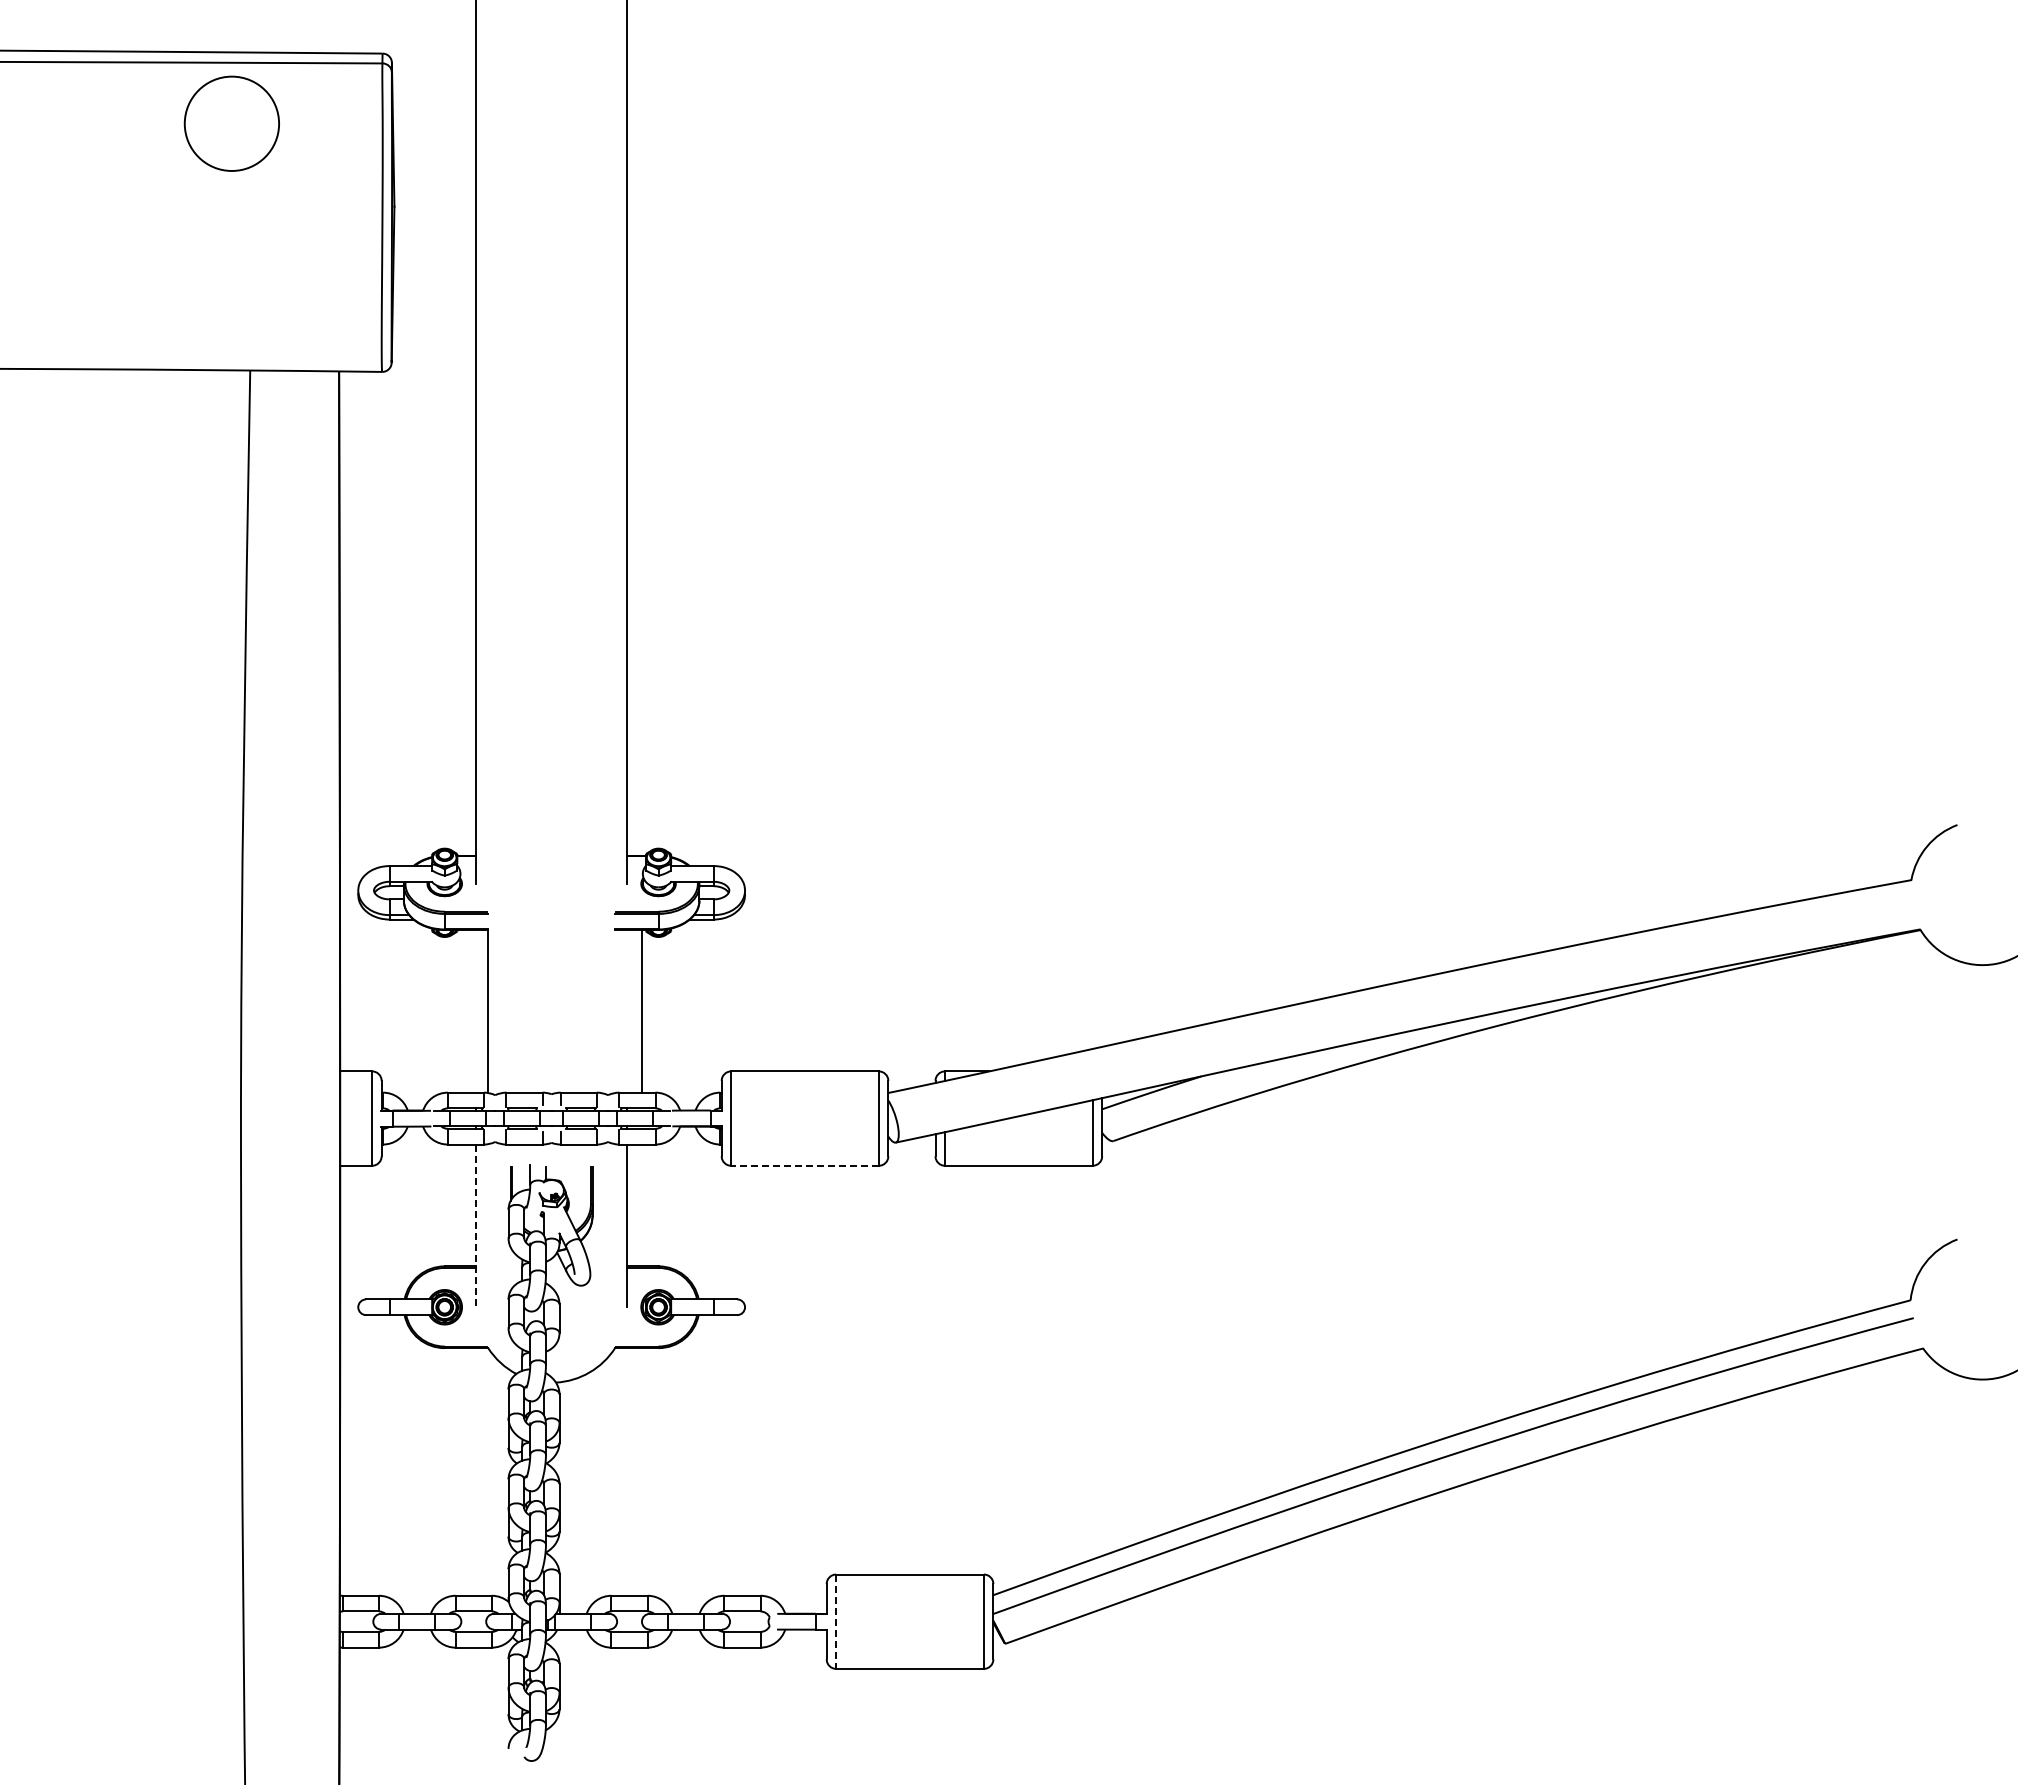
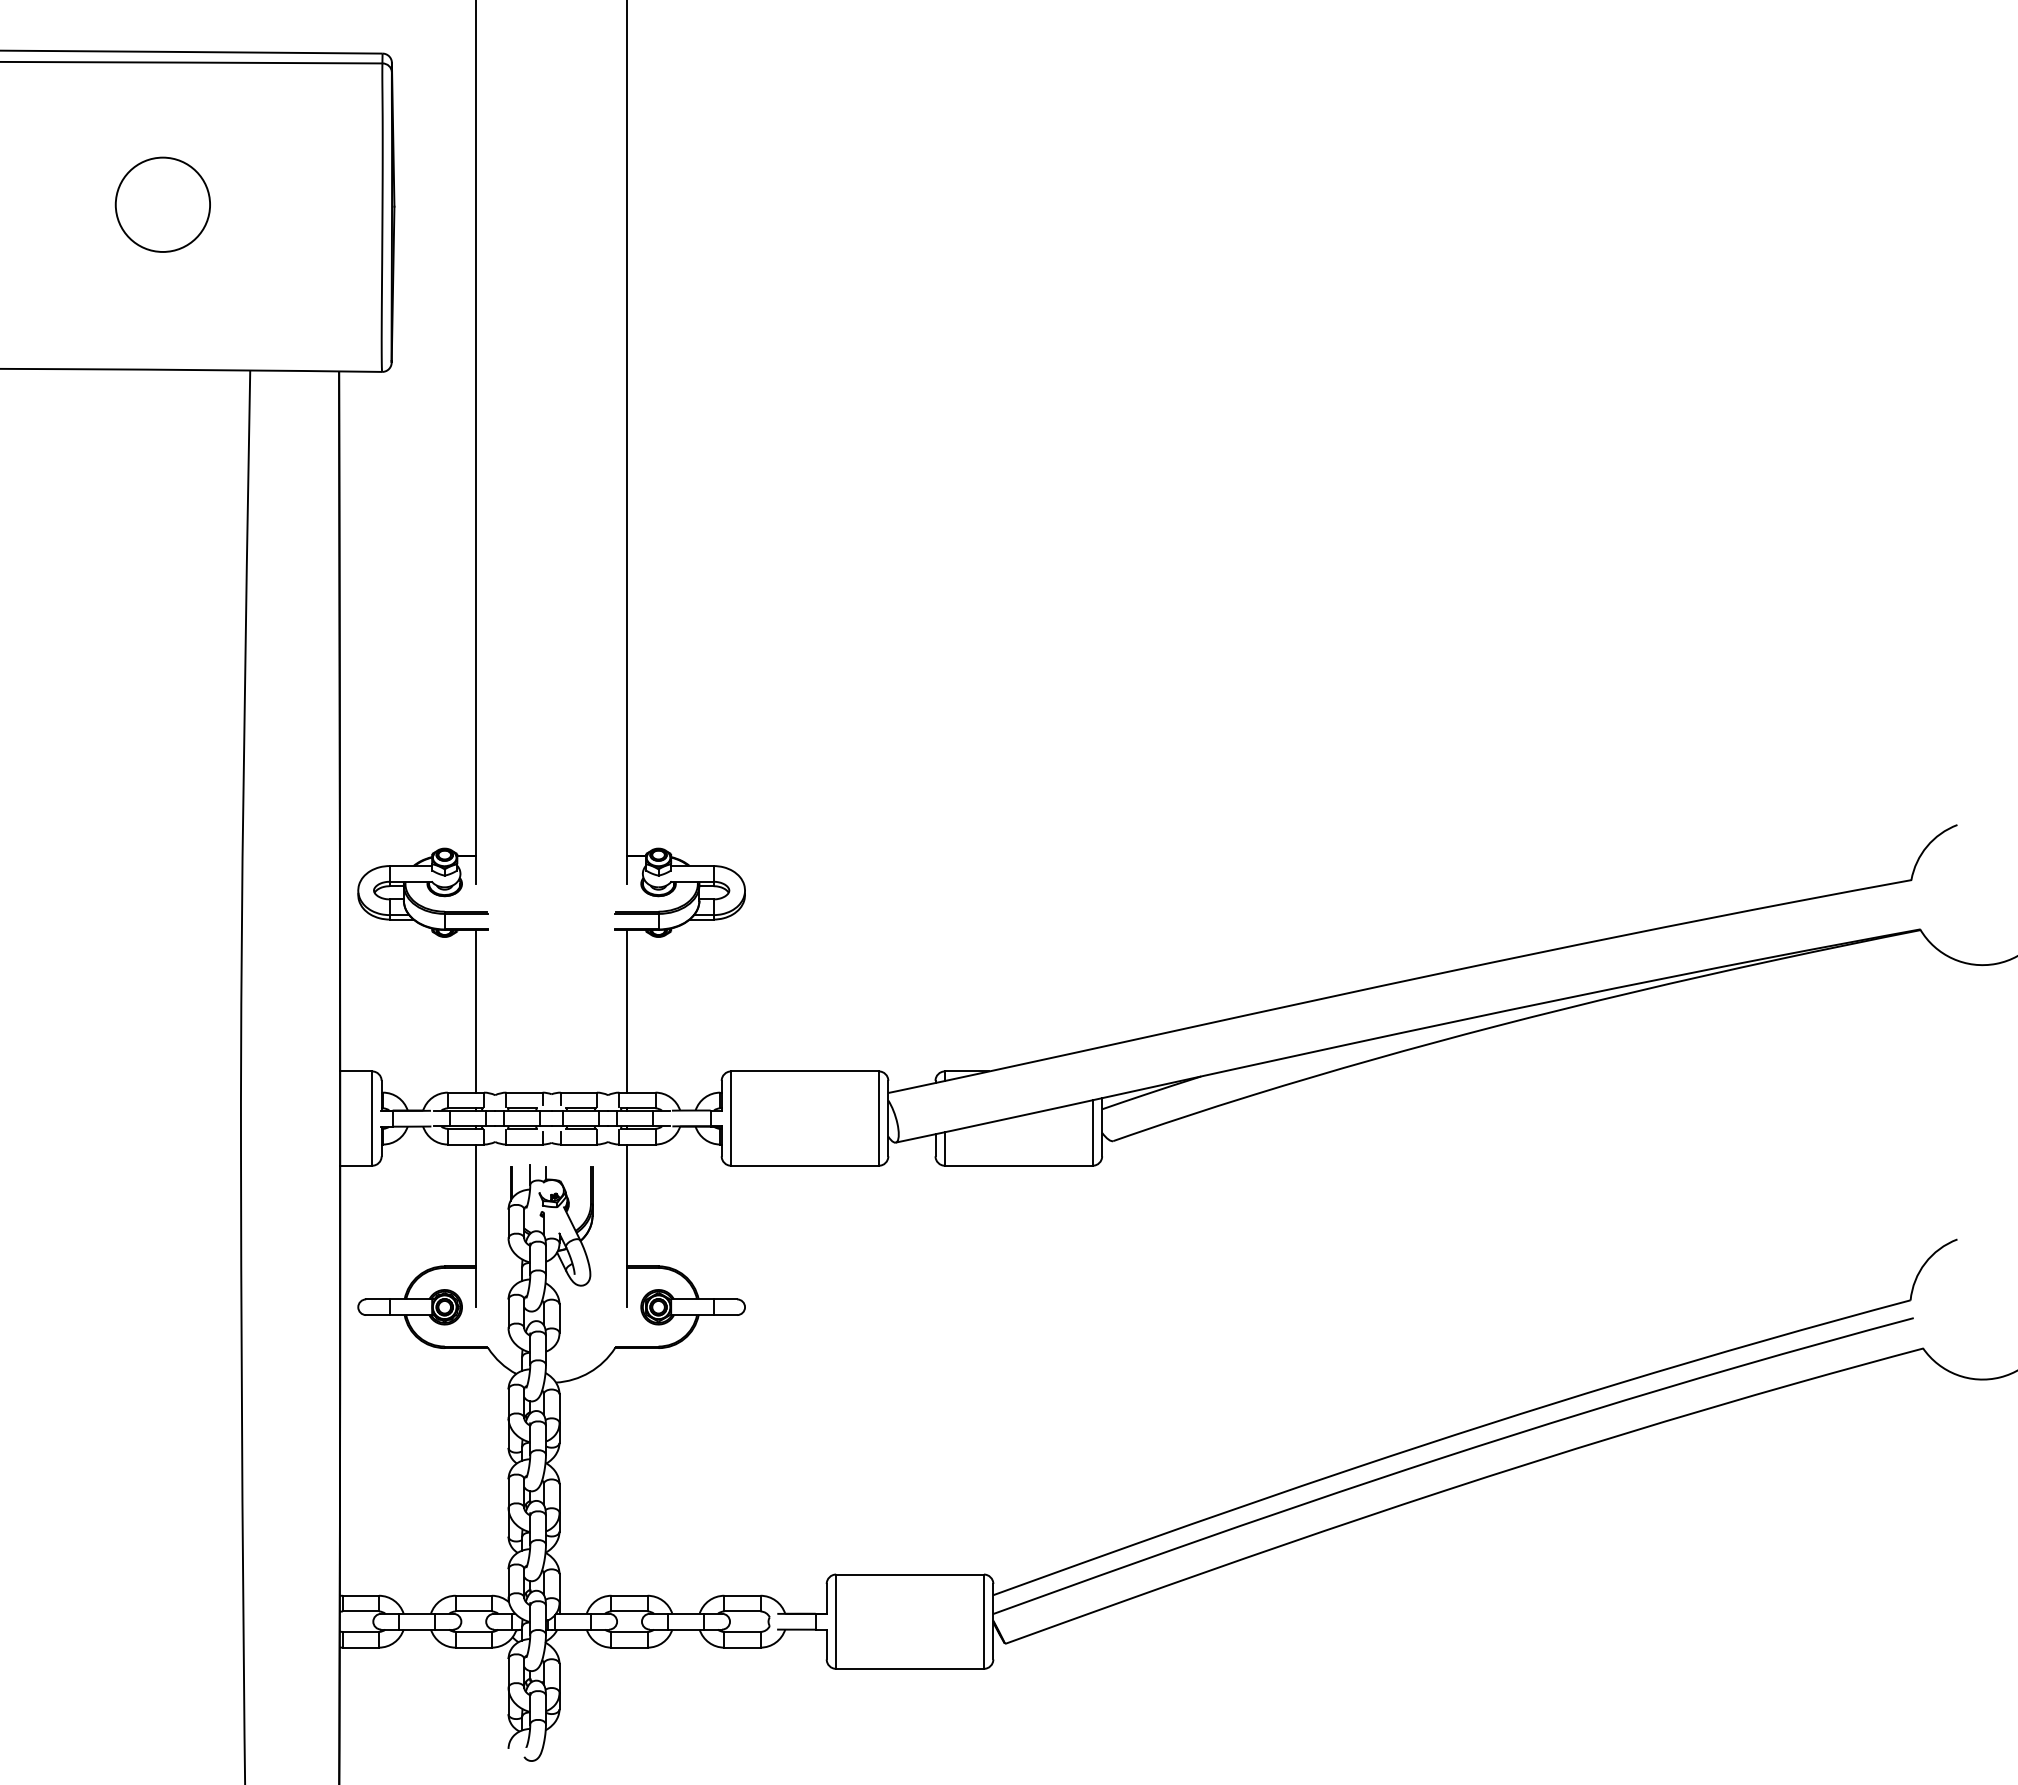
part position: (231, 123) -> (162, 204) (162, 204)
line position: (488, 1010) -> (476, 1010) (476, 1010)
line position: (642, 1010) -> (627, 1010) (627, 1010)
line: dashed -> solid (805, 1165)
line: dashed -> solid (476, 1226)
line: dashed -> solid (836, 1622)
